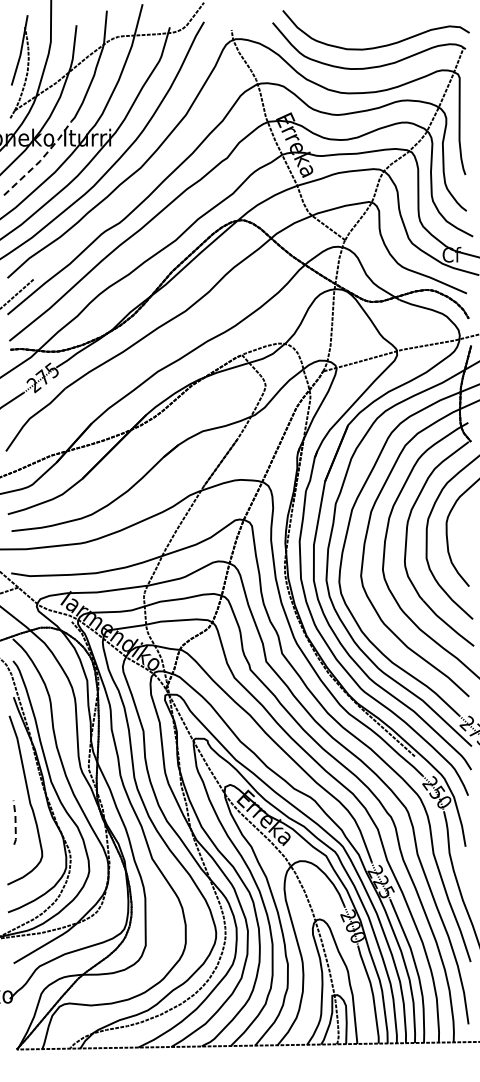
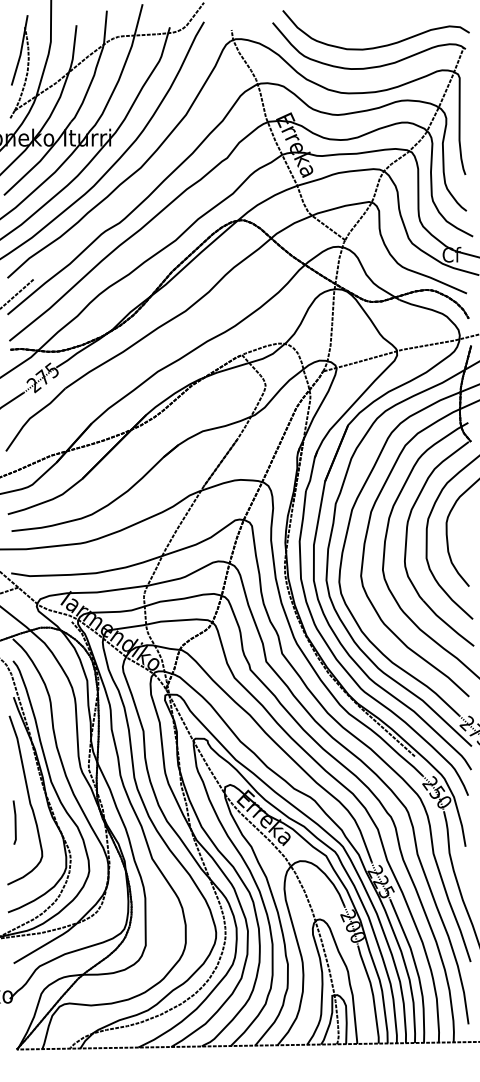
line: dashed -> solid (40, 160)
line: dashed -> solid (15, 822)
